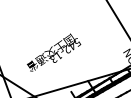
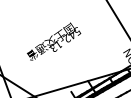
text position: (54, 52) -> (54, 41) (54, 41)
